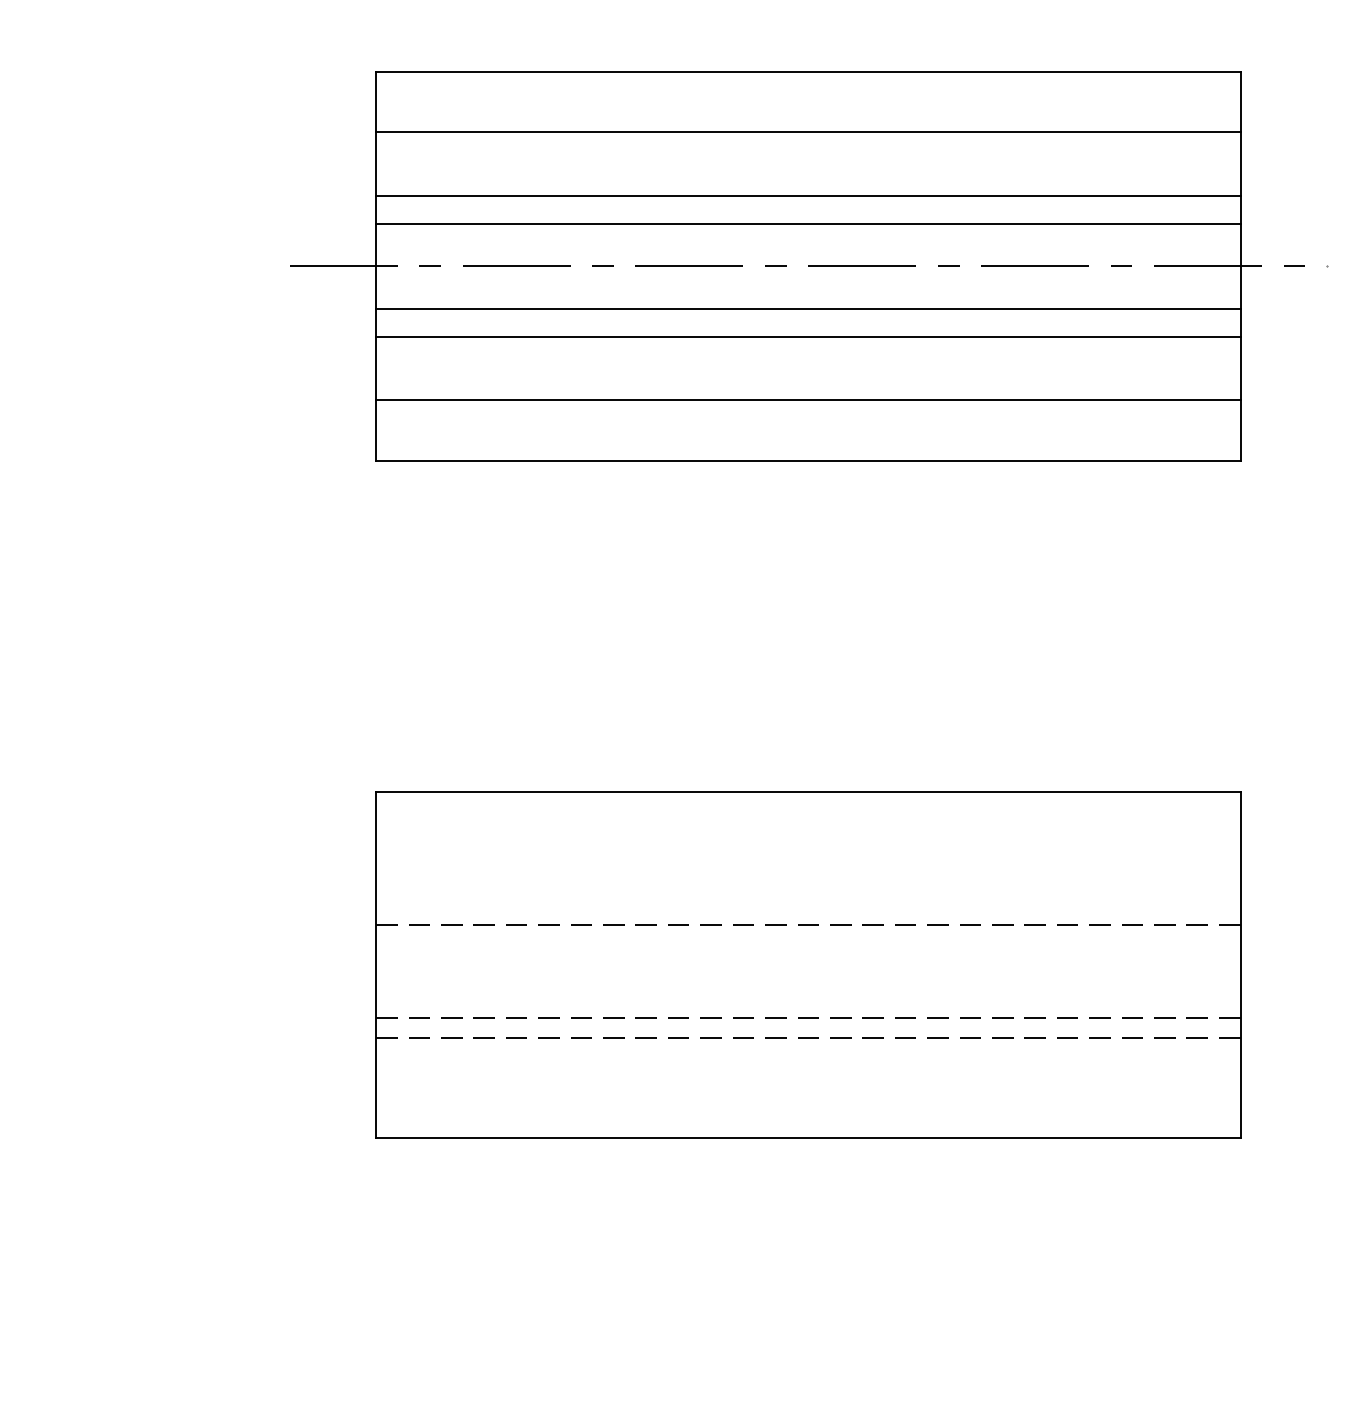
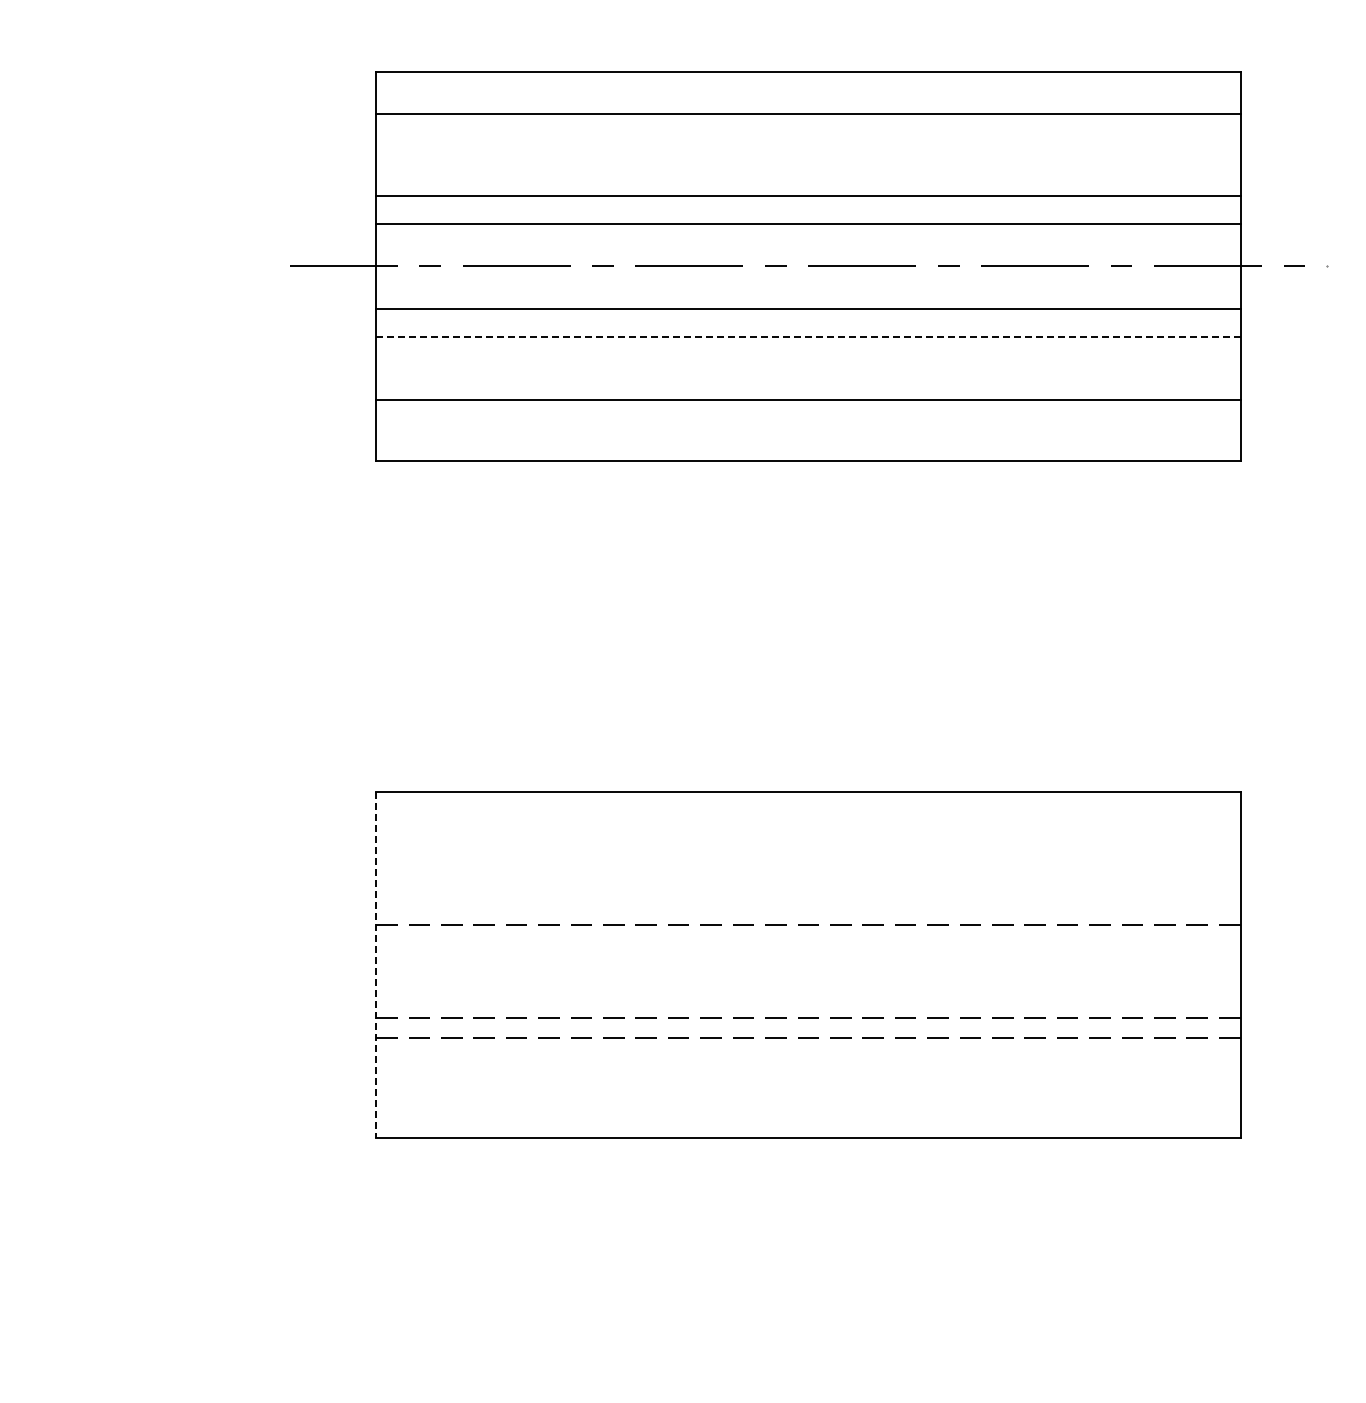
line position: (808, 132) -> (808, 114) (808, 114)
line: solid -> dashed (808, 336)
line: solid -> dashed (376, 965)
